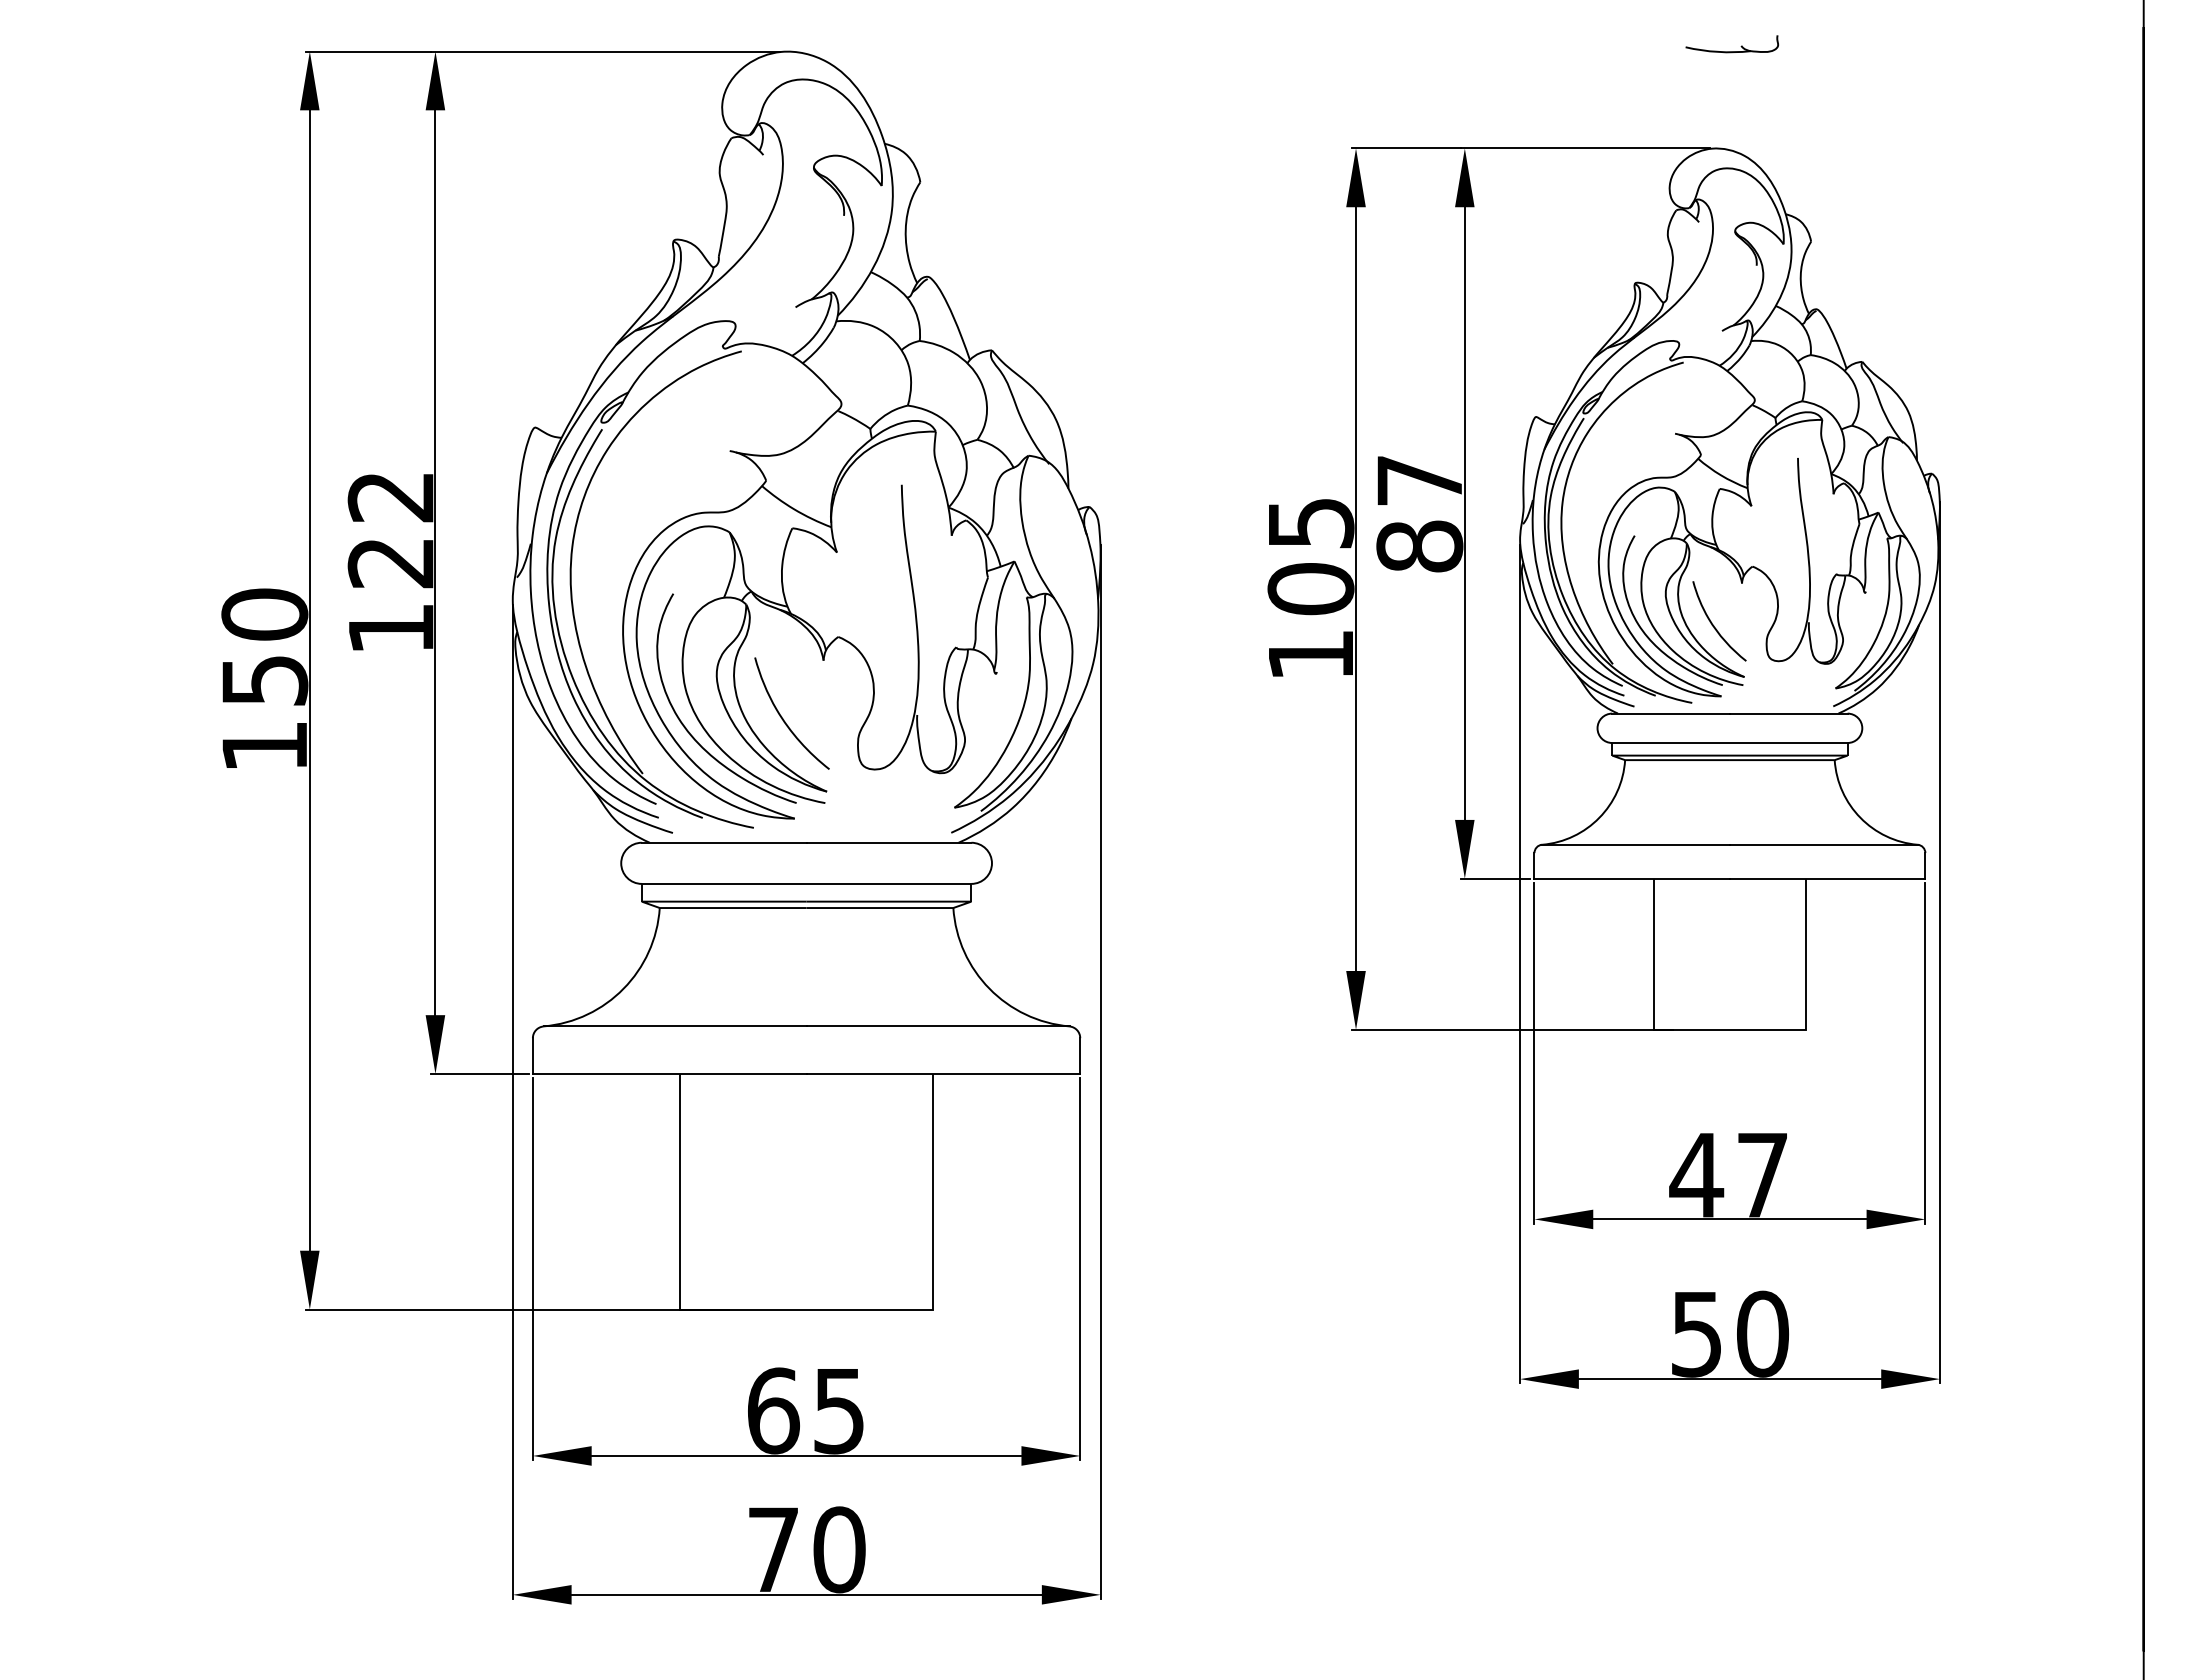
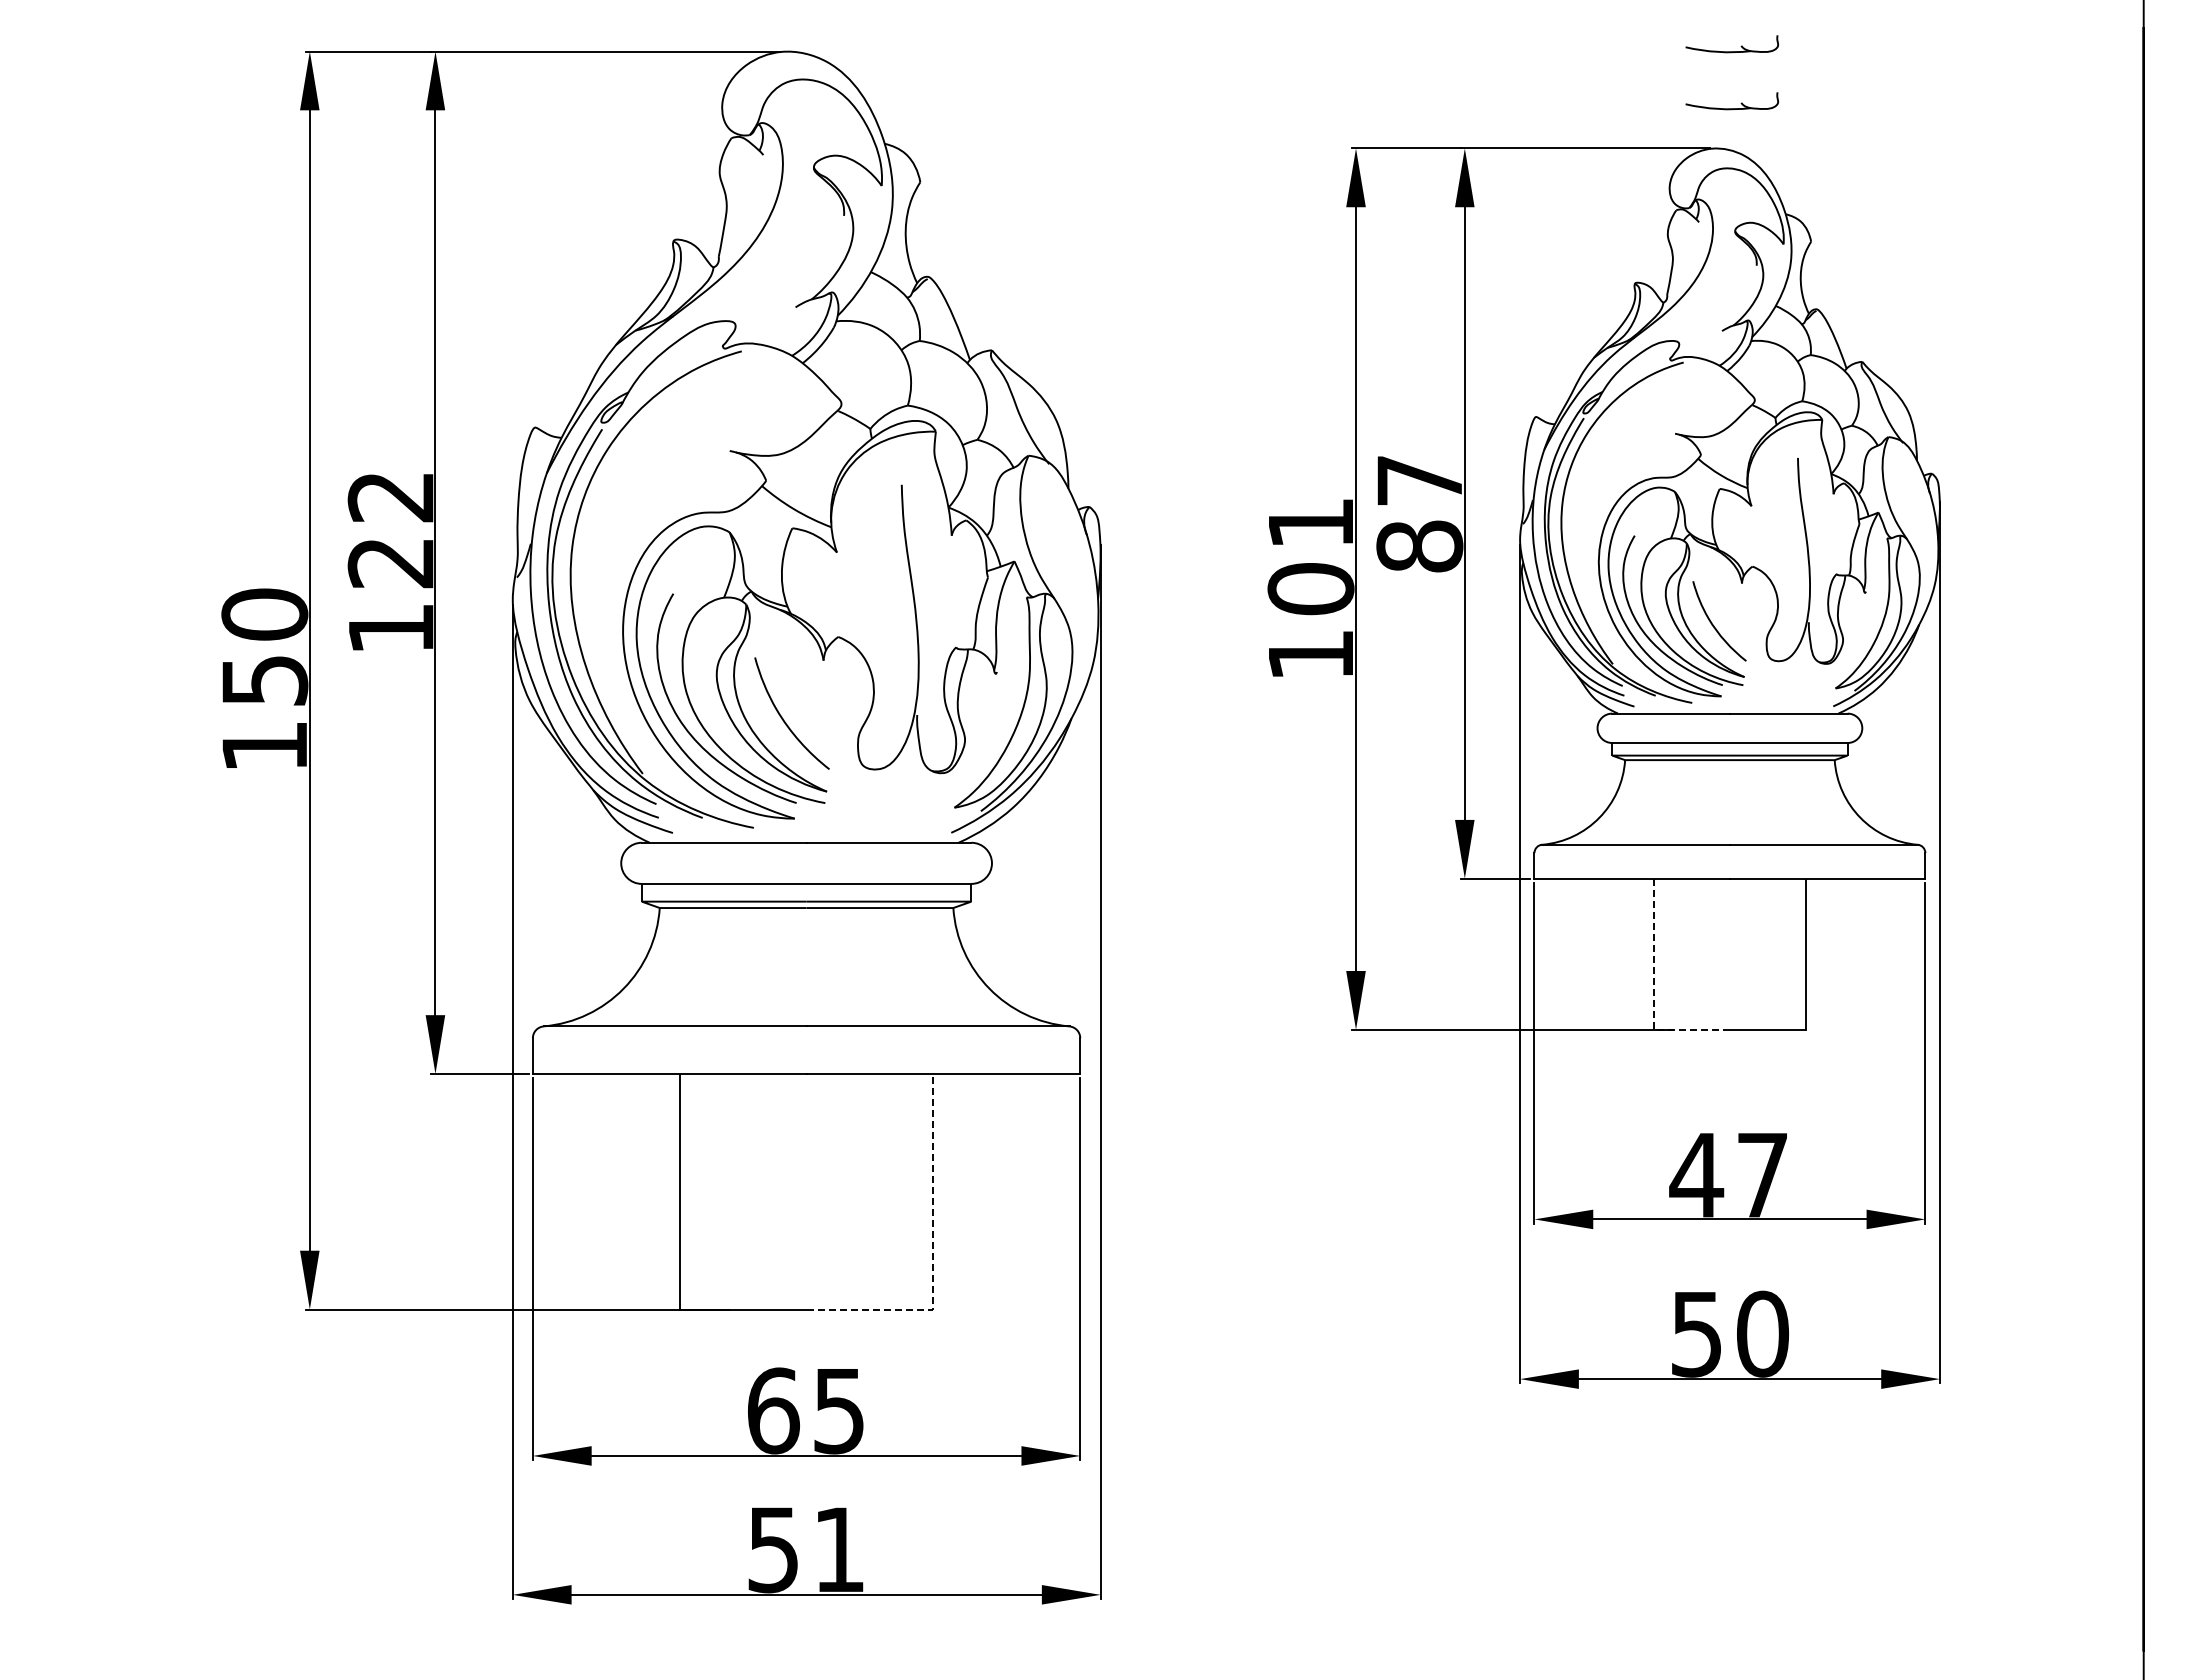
part: none -> present (1731, 108)
text: 105 -> 101 (1311, 523)
line: solid -> dashed (1654, 992)
line: solid -> dashed (932, 1255)
text: 70 -> 51 (806, 1549)
